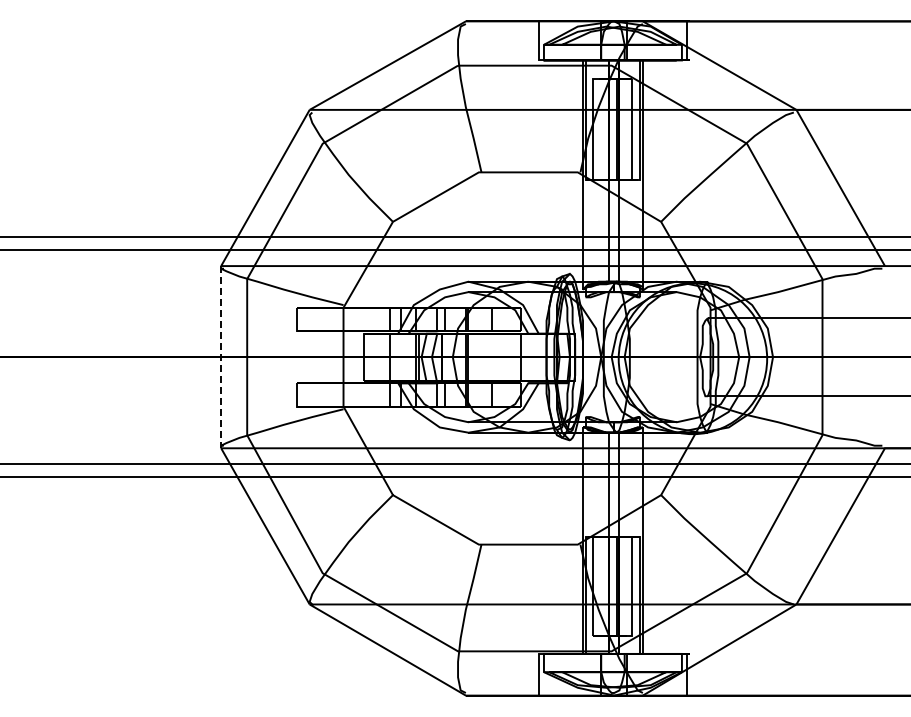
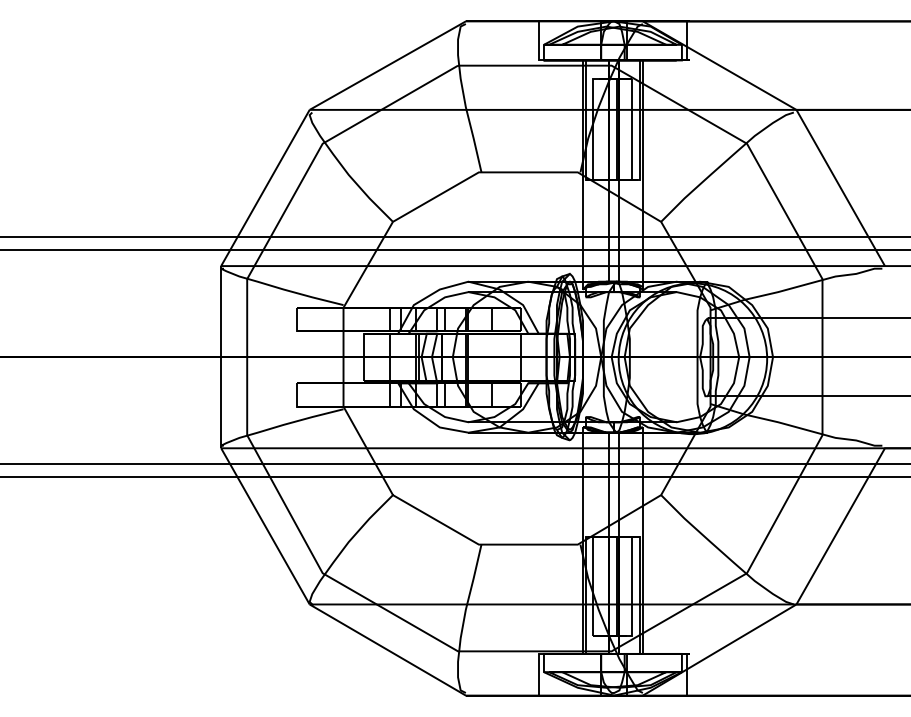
line: dashed -> solid (221, 357)
